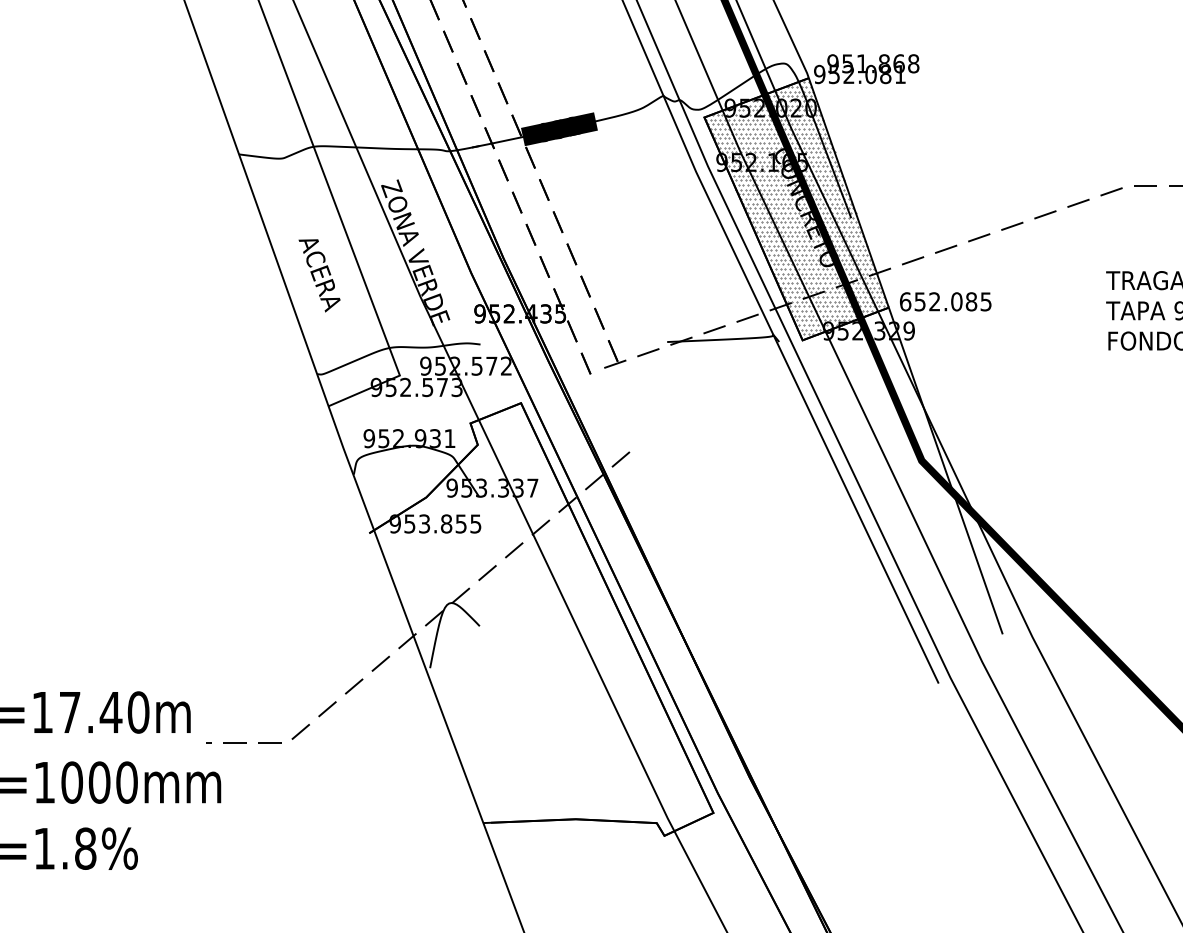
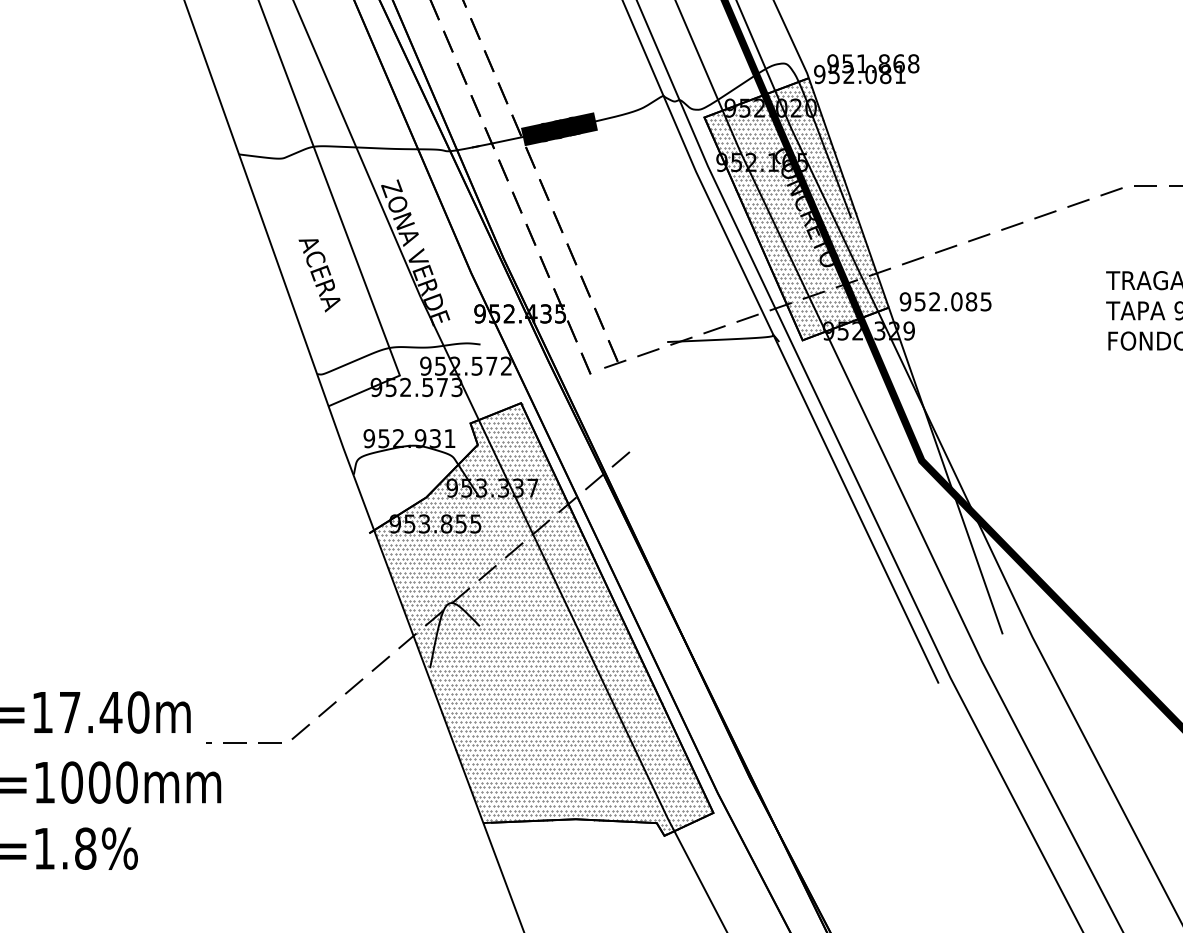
text: 652.085 -> 952.085 (905, 301)
hatch: none -> present (542, 619)
